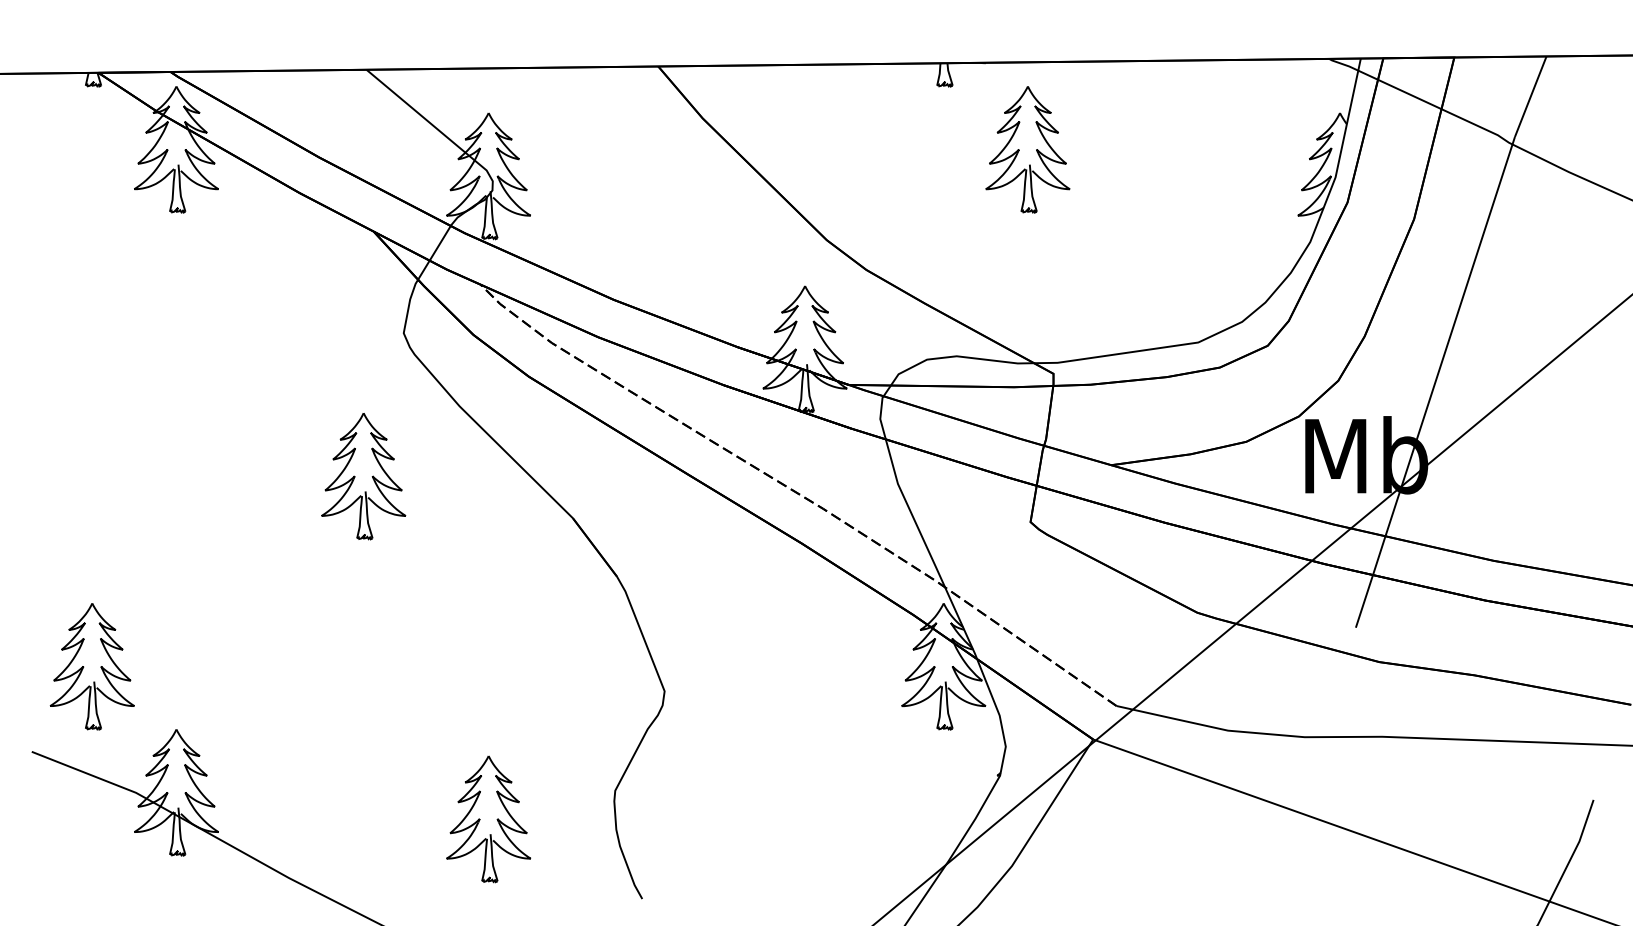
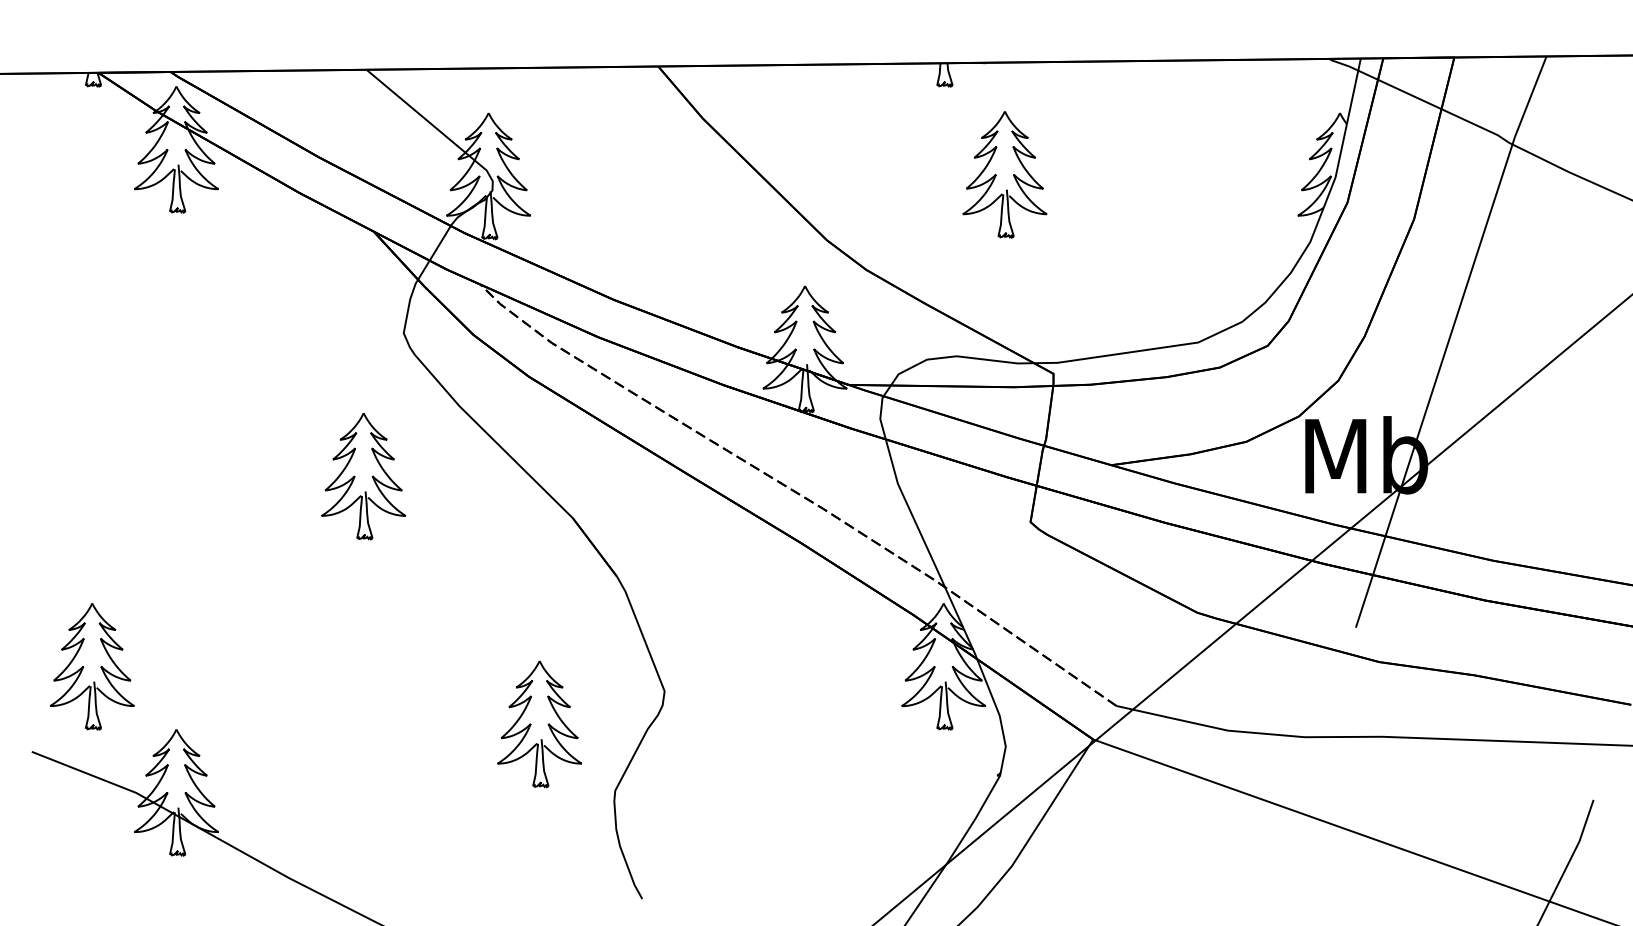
part position: (1027, 149) -> (1004, 174) (1004, 174)
part position: (488, 819) -> (539, 724) (539, 724)
